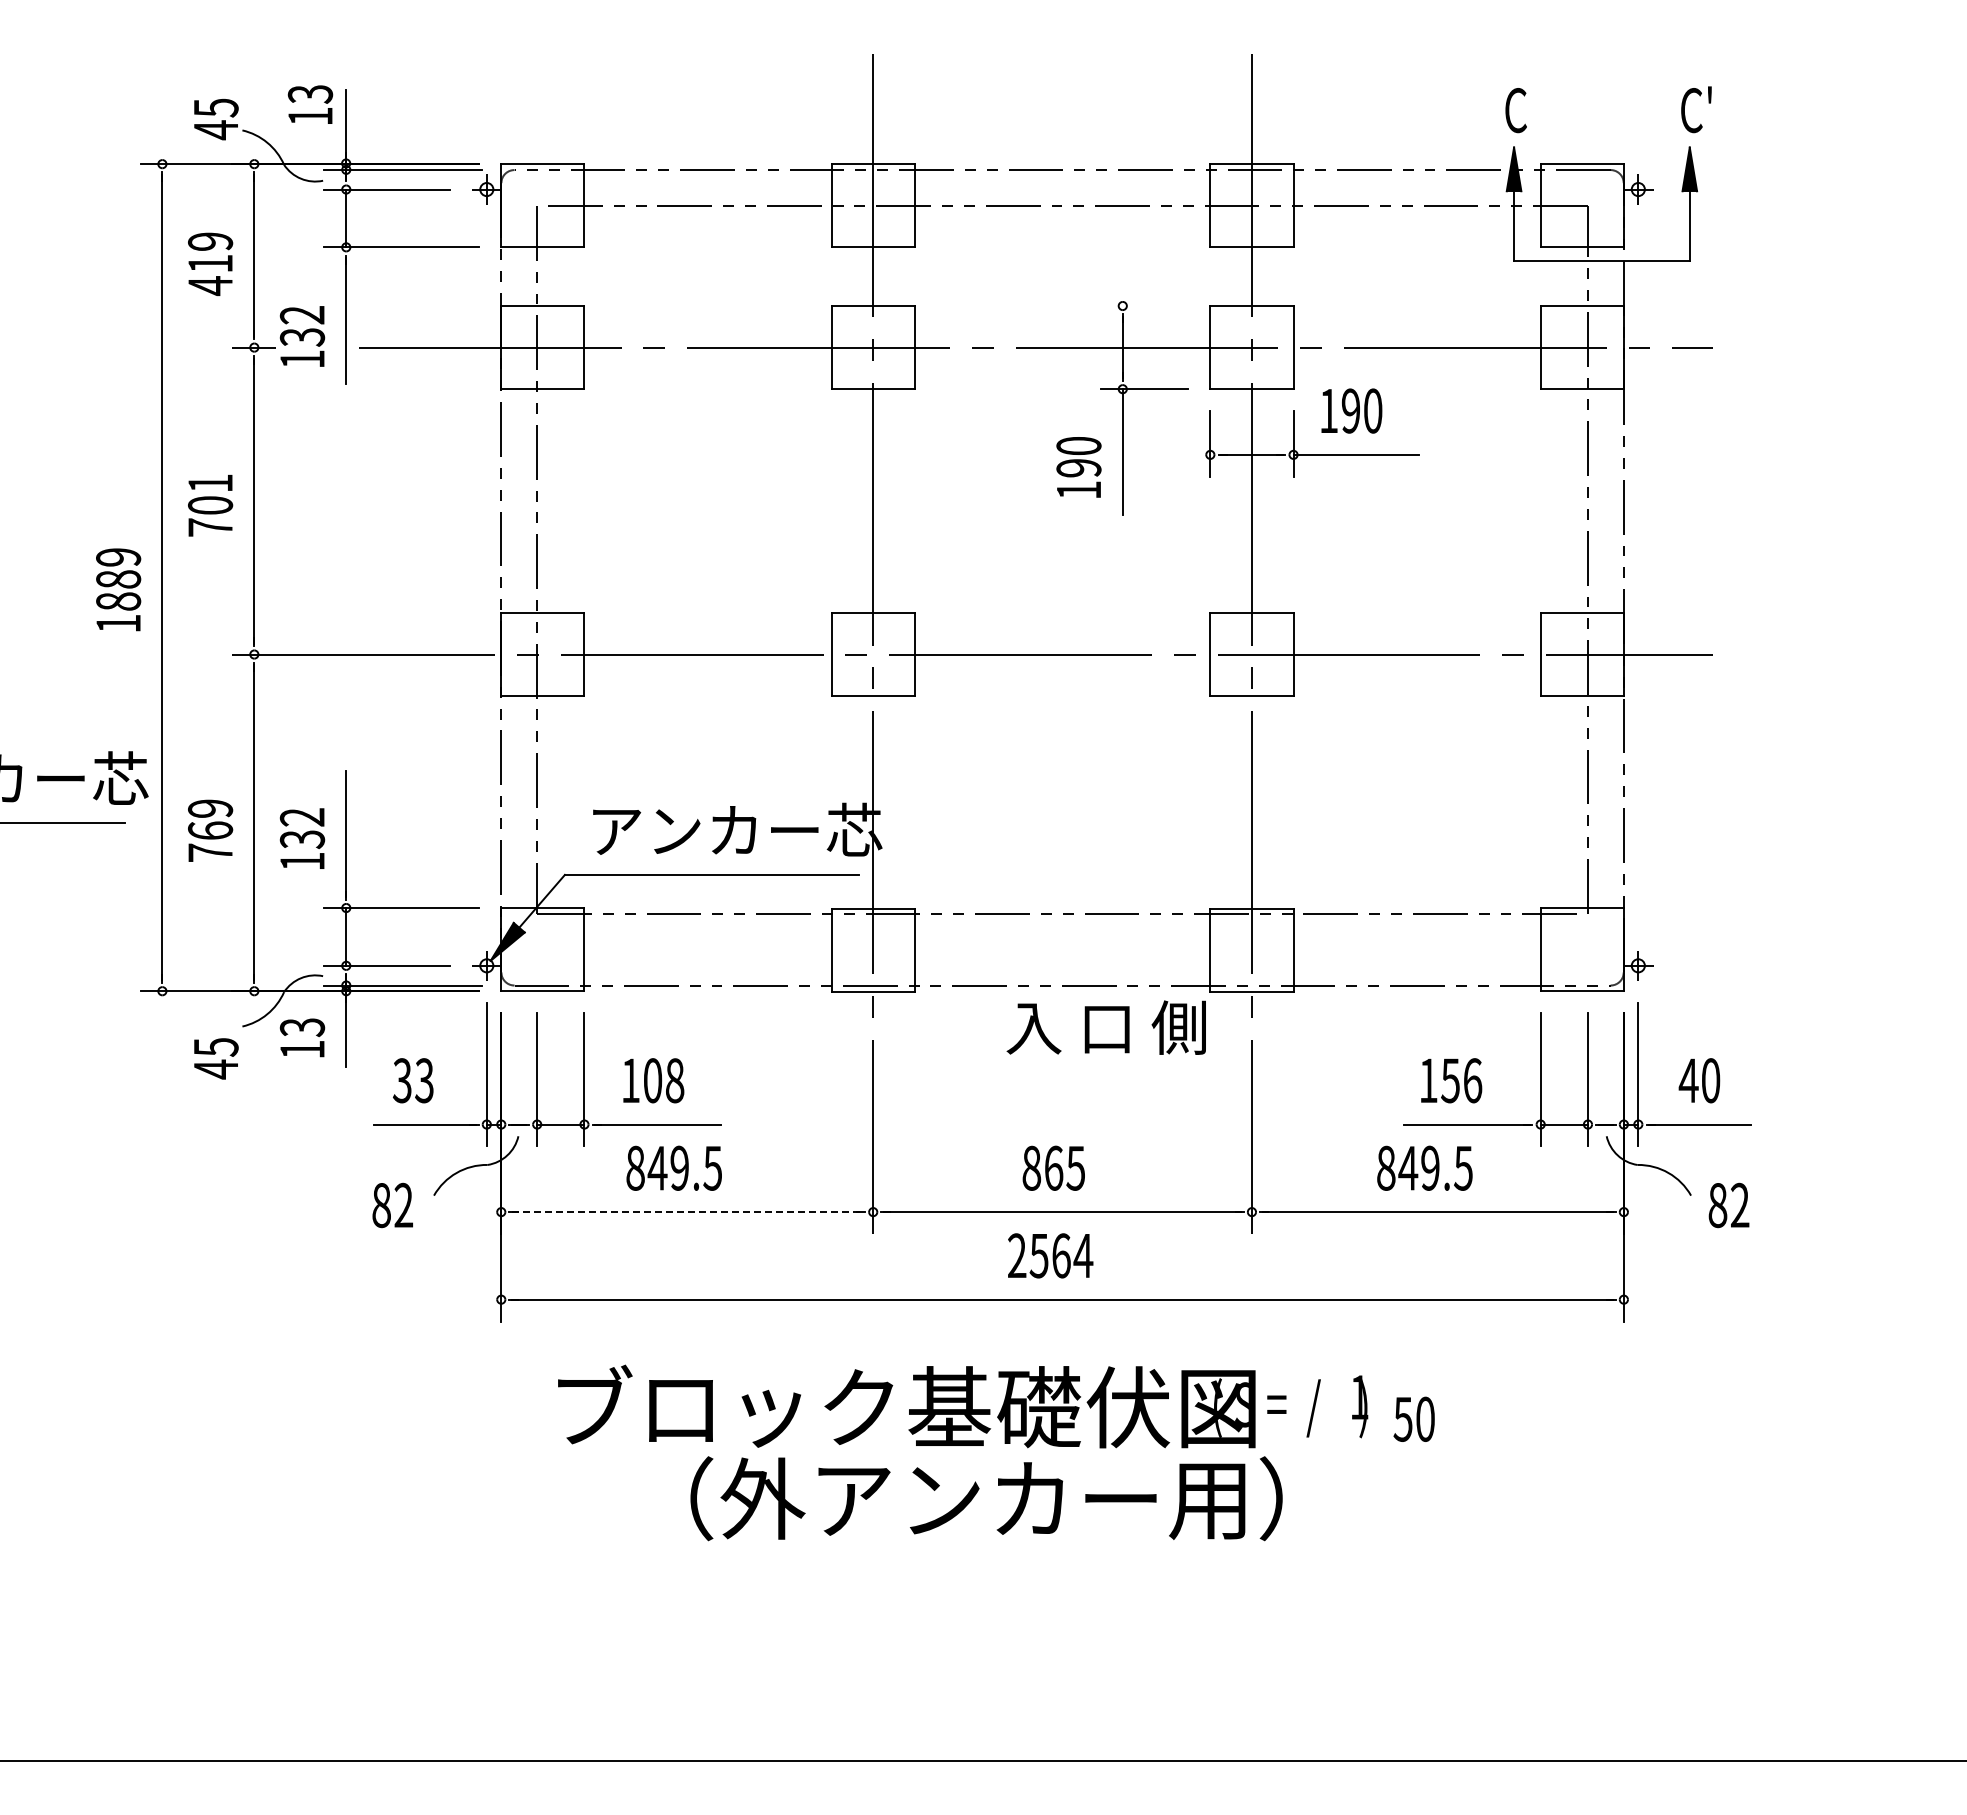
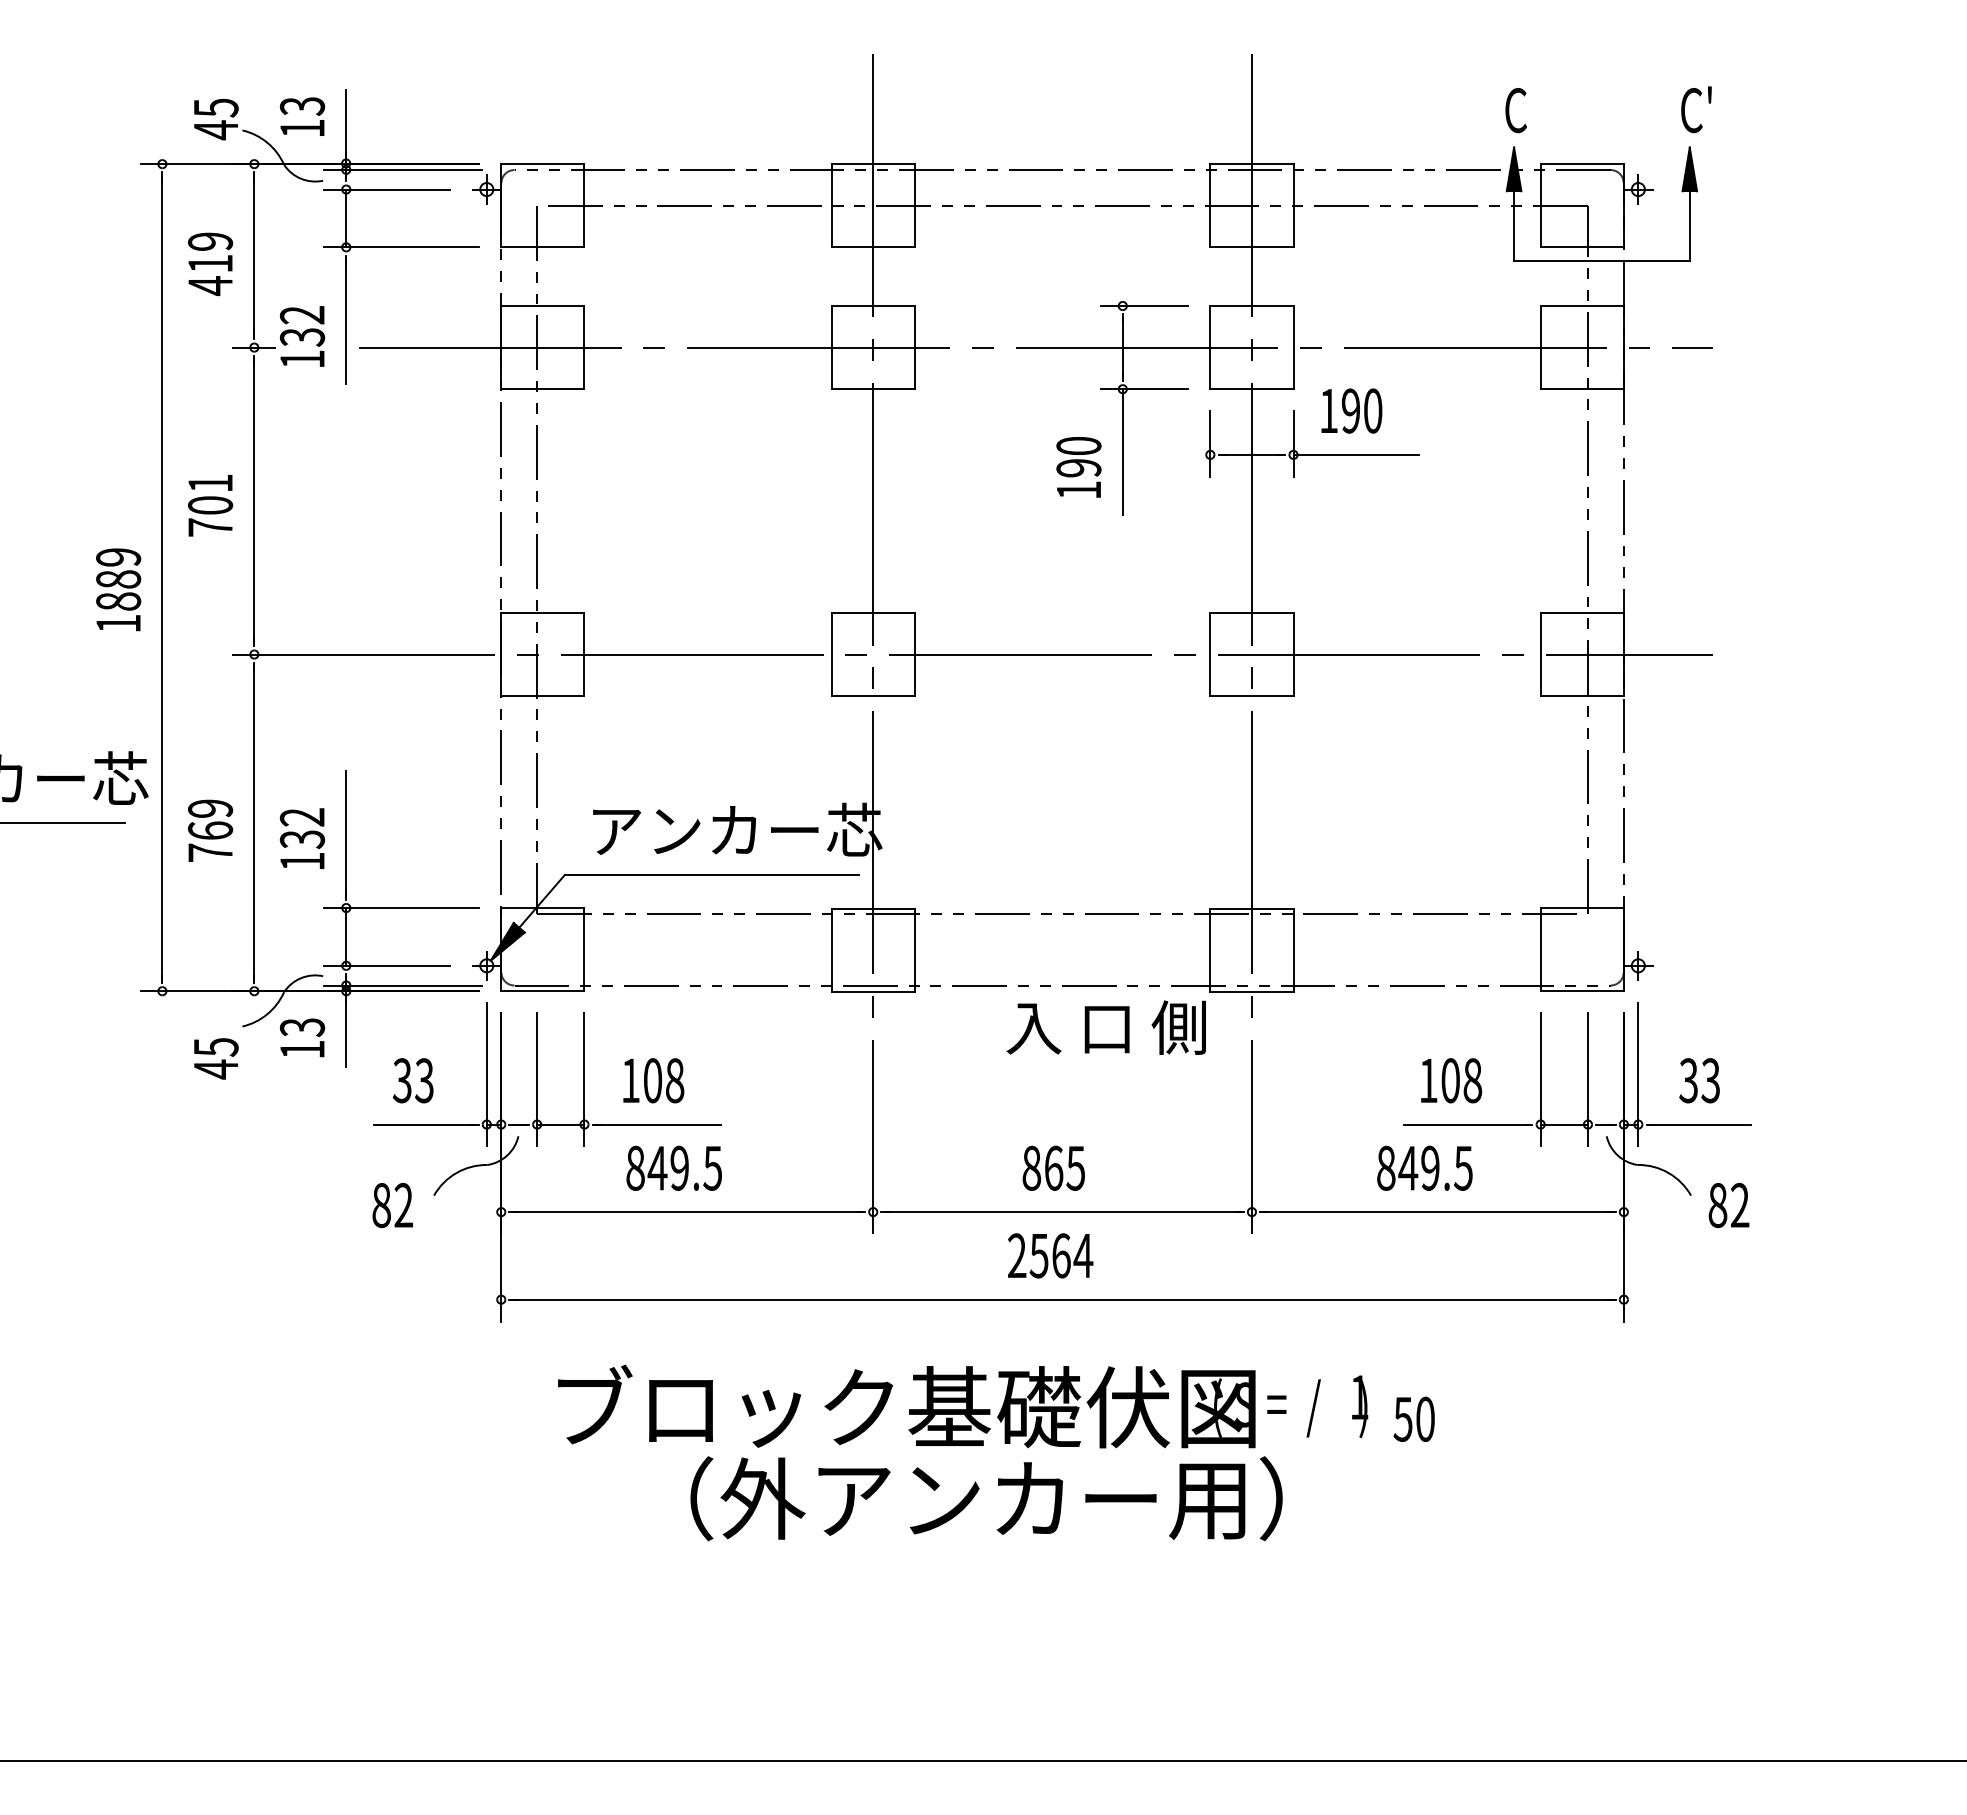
text position: (310, 104) -> (302, 116) (302, 116)
line: none -> present (1144, 306)
text: 156 -> 108 (1461, 1080)
text: 40 -> 33 (1699, 1080)
line: dashed -> solid (687, 1212)
